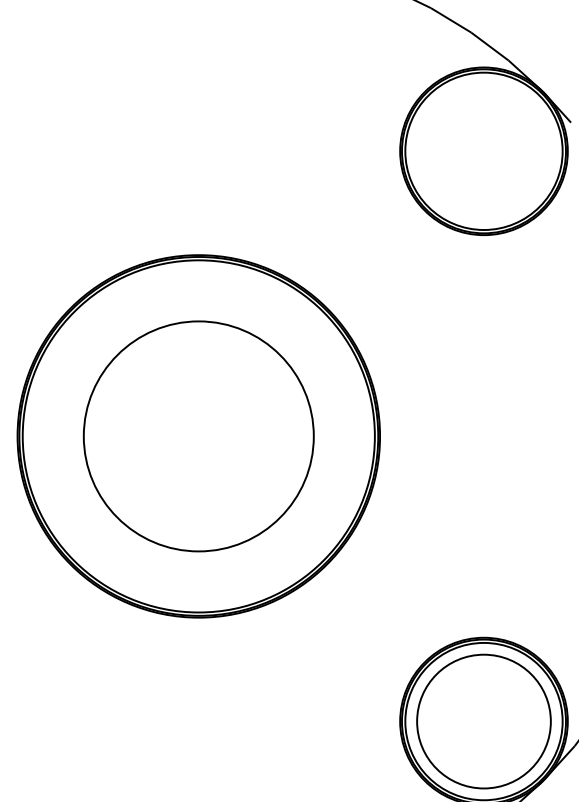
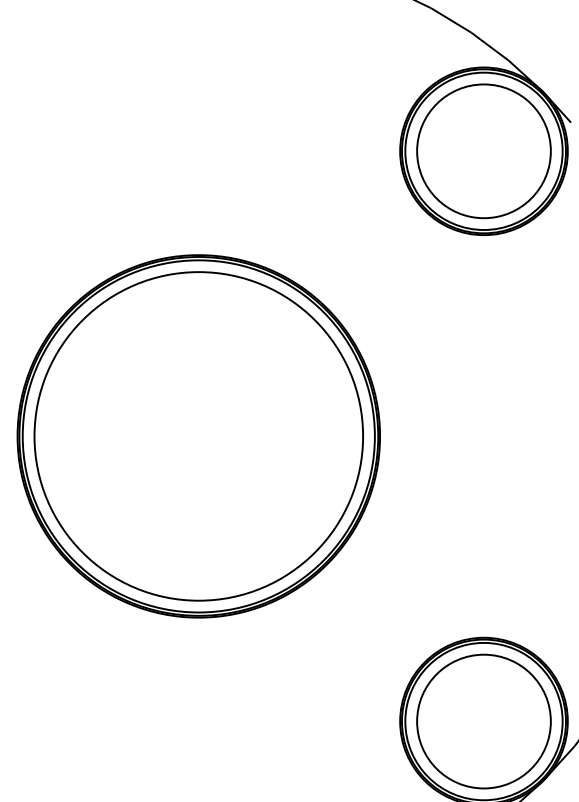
circle: none -> present (483, 151)
circle diameter: 230 px -> 329 px (198, 436)
